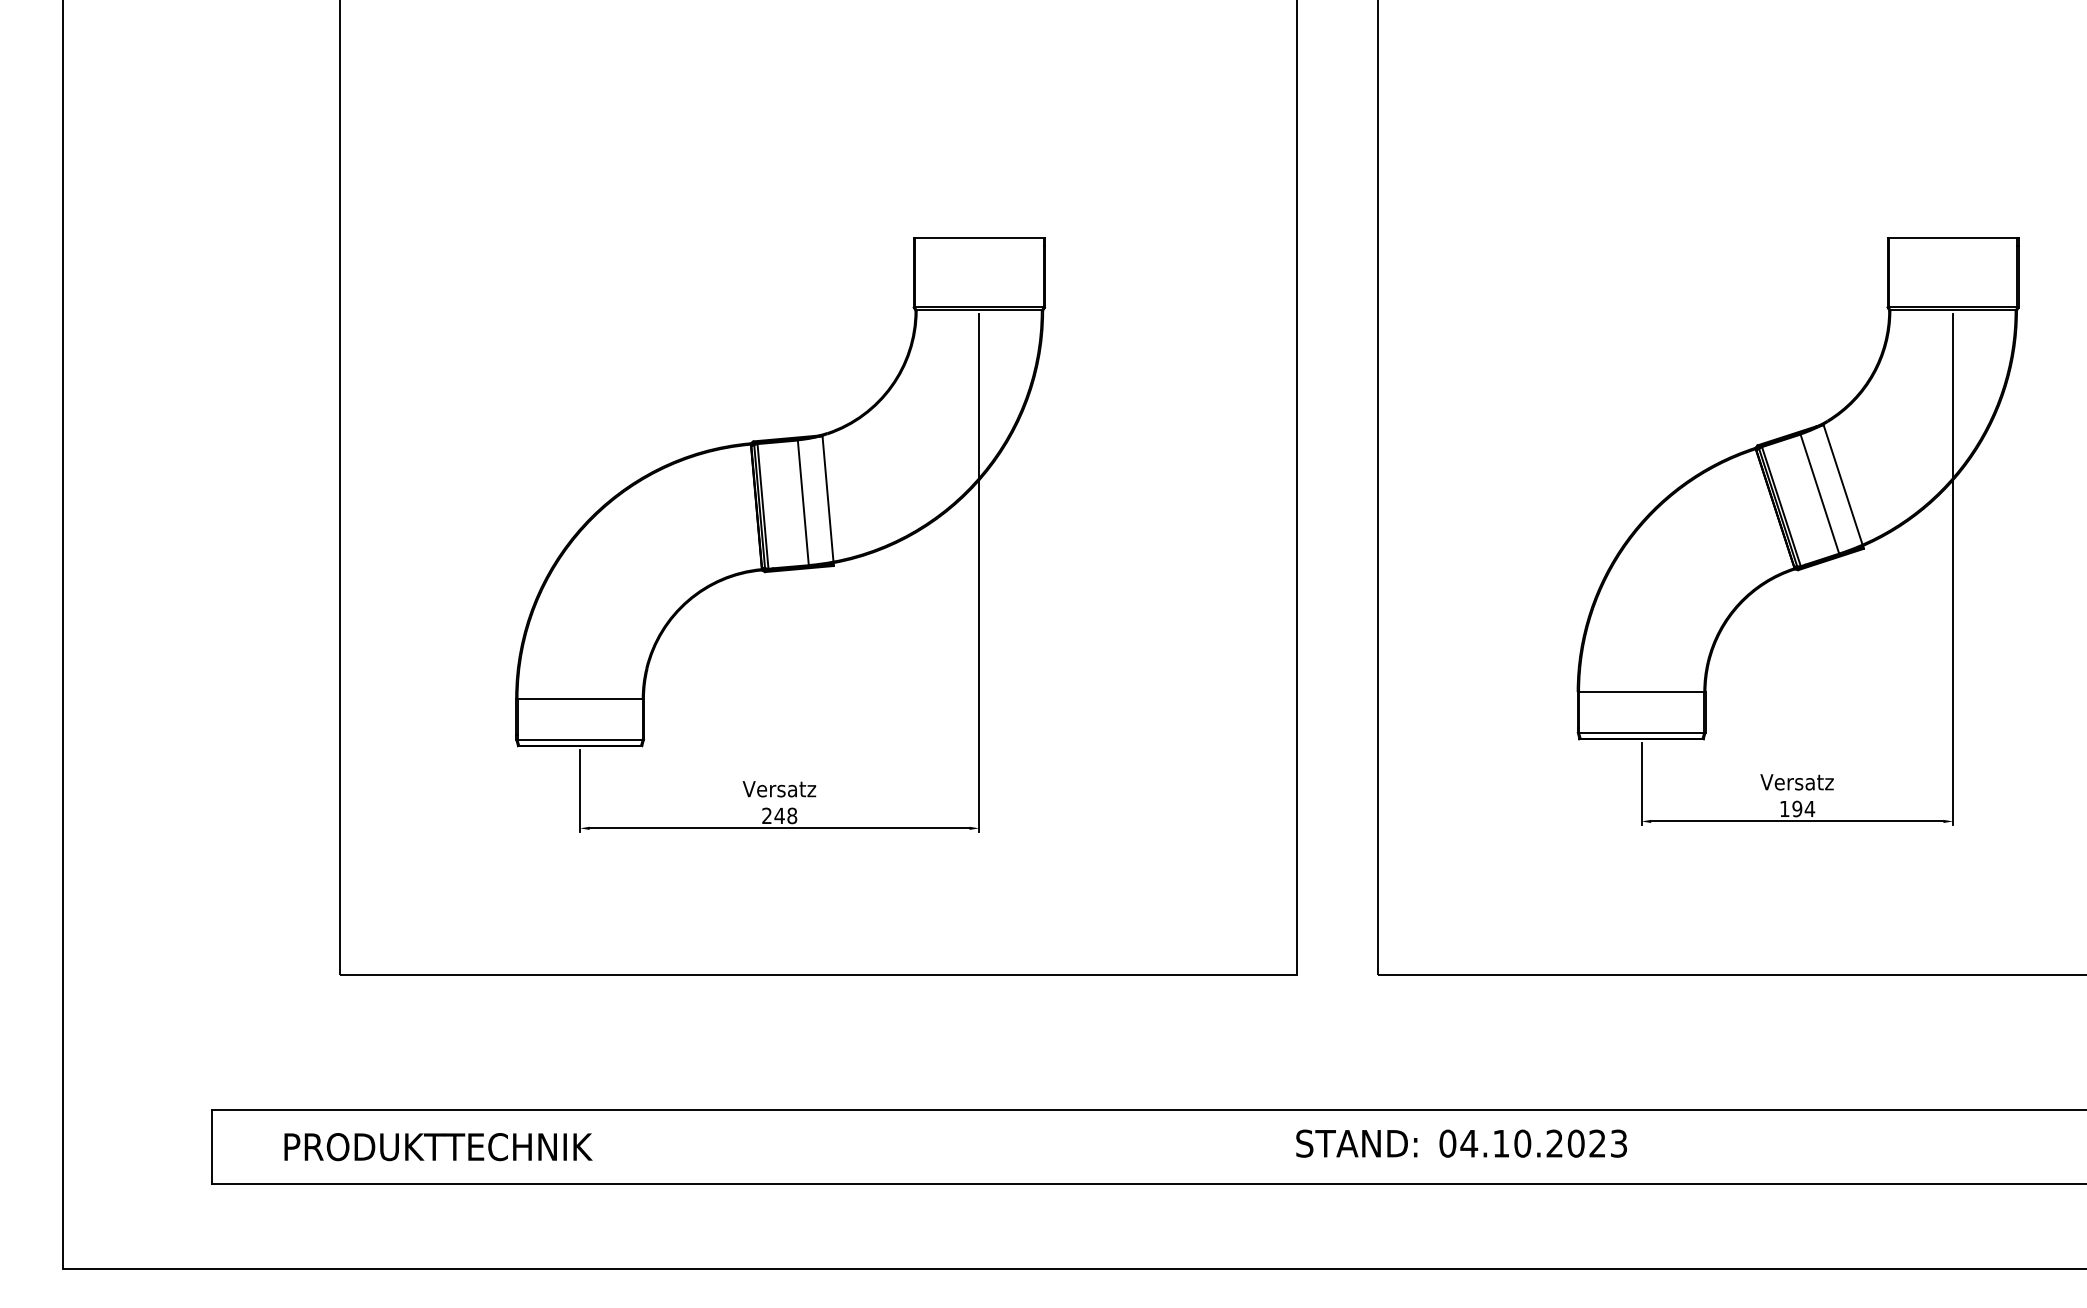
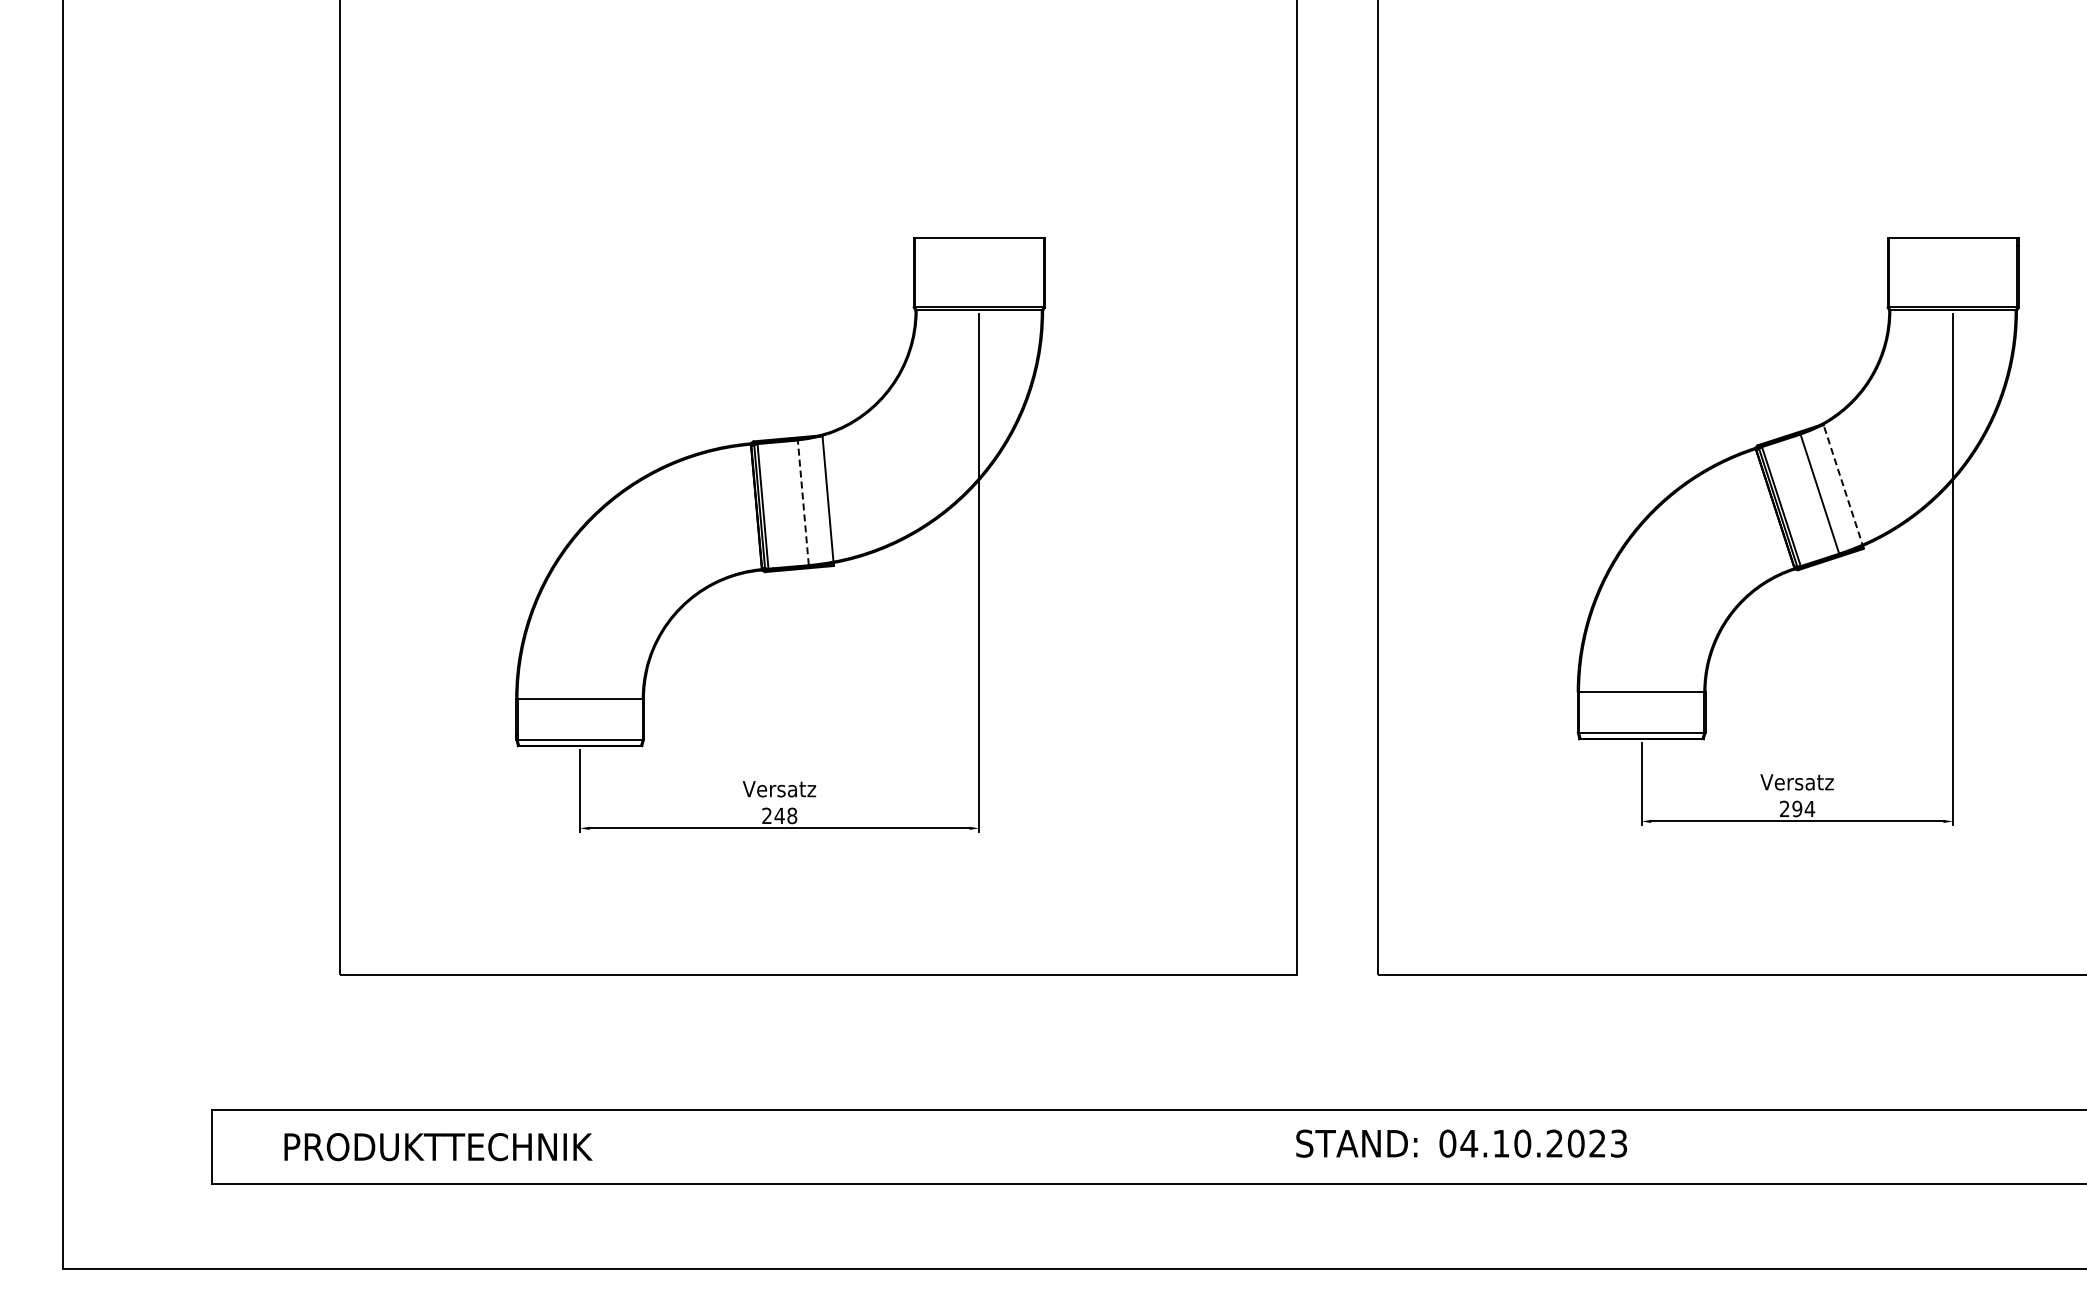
line: solid -> dashed (1843, 486)
line: solid -> dashed (803, 502)
text: 194 -> 294 (1784, 808)
